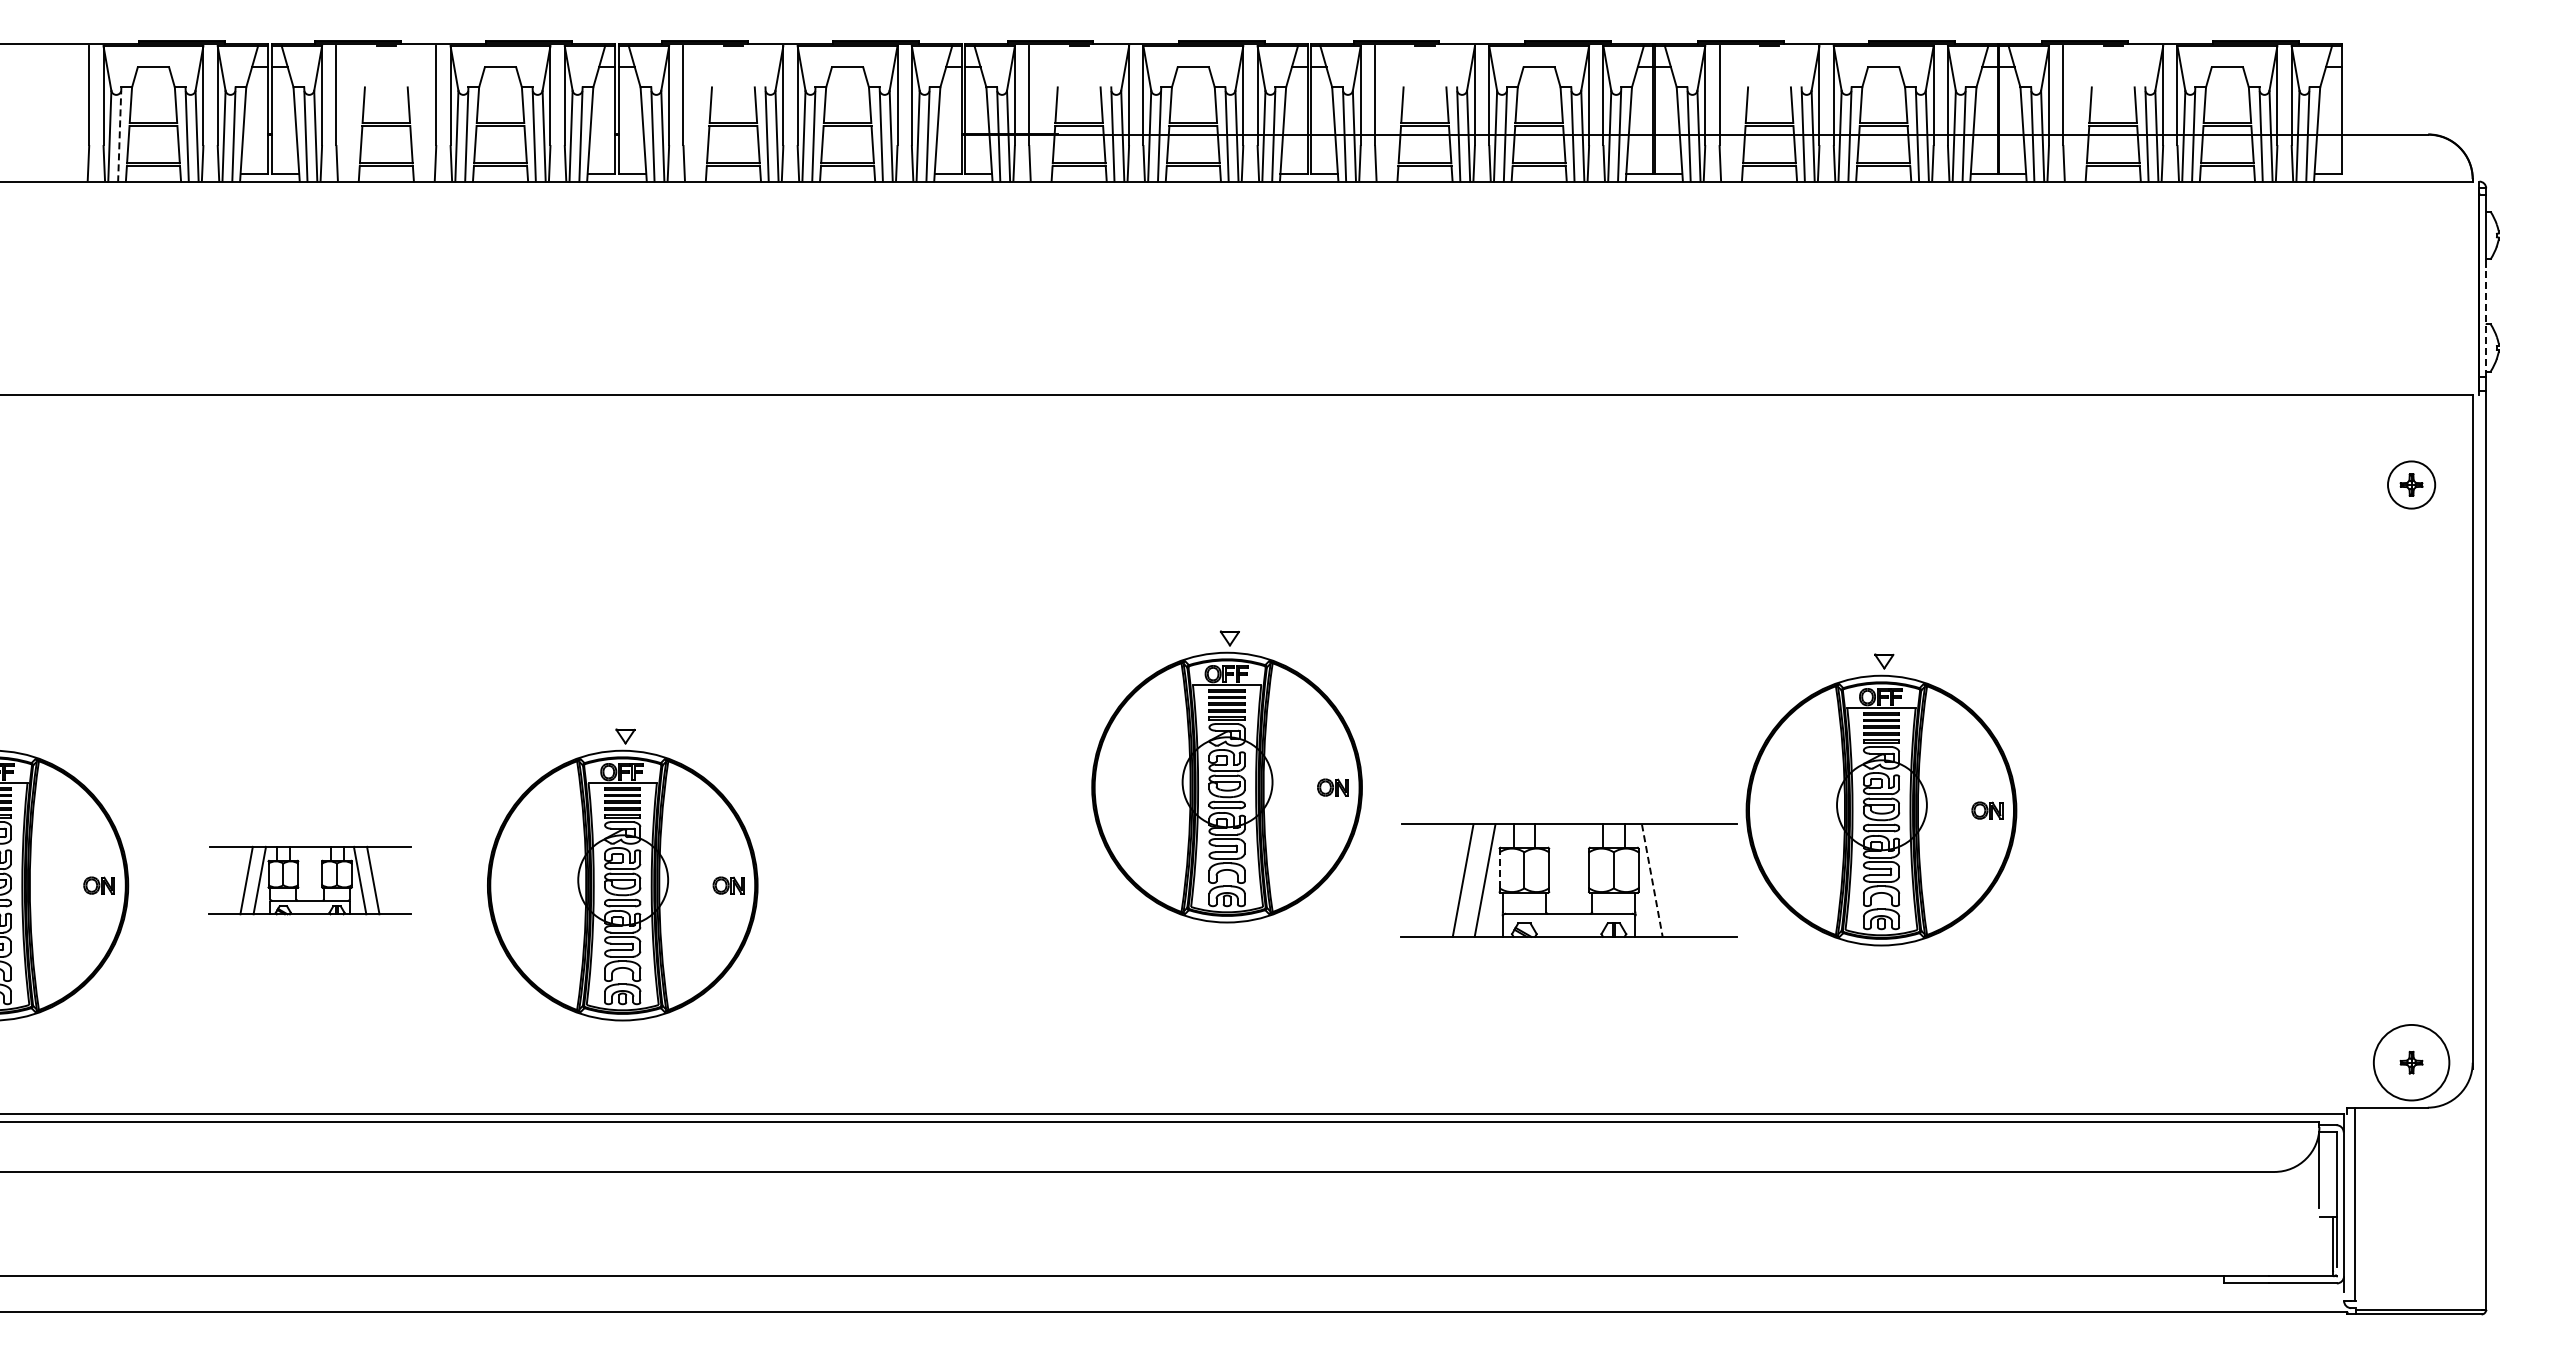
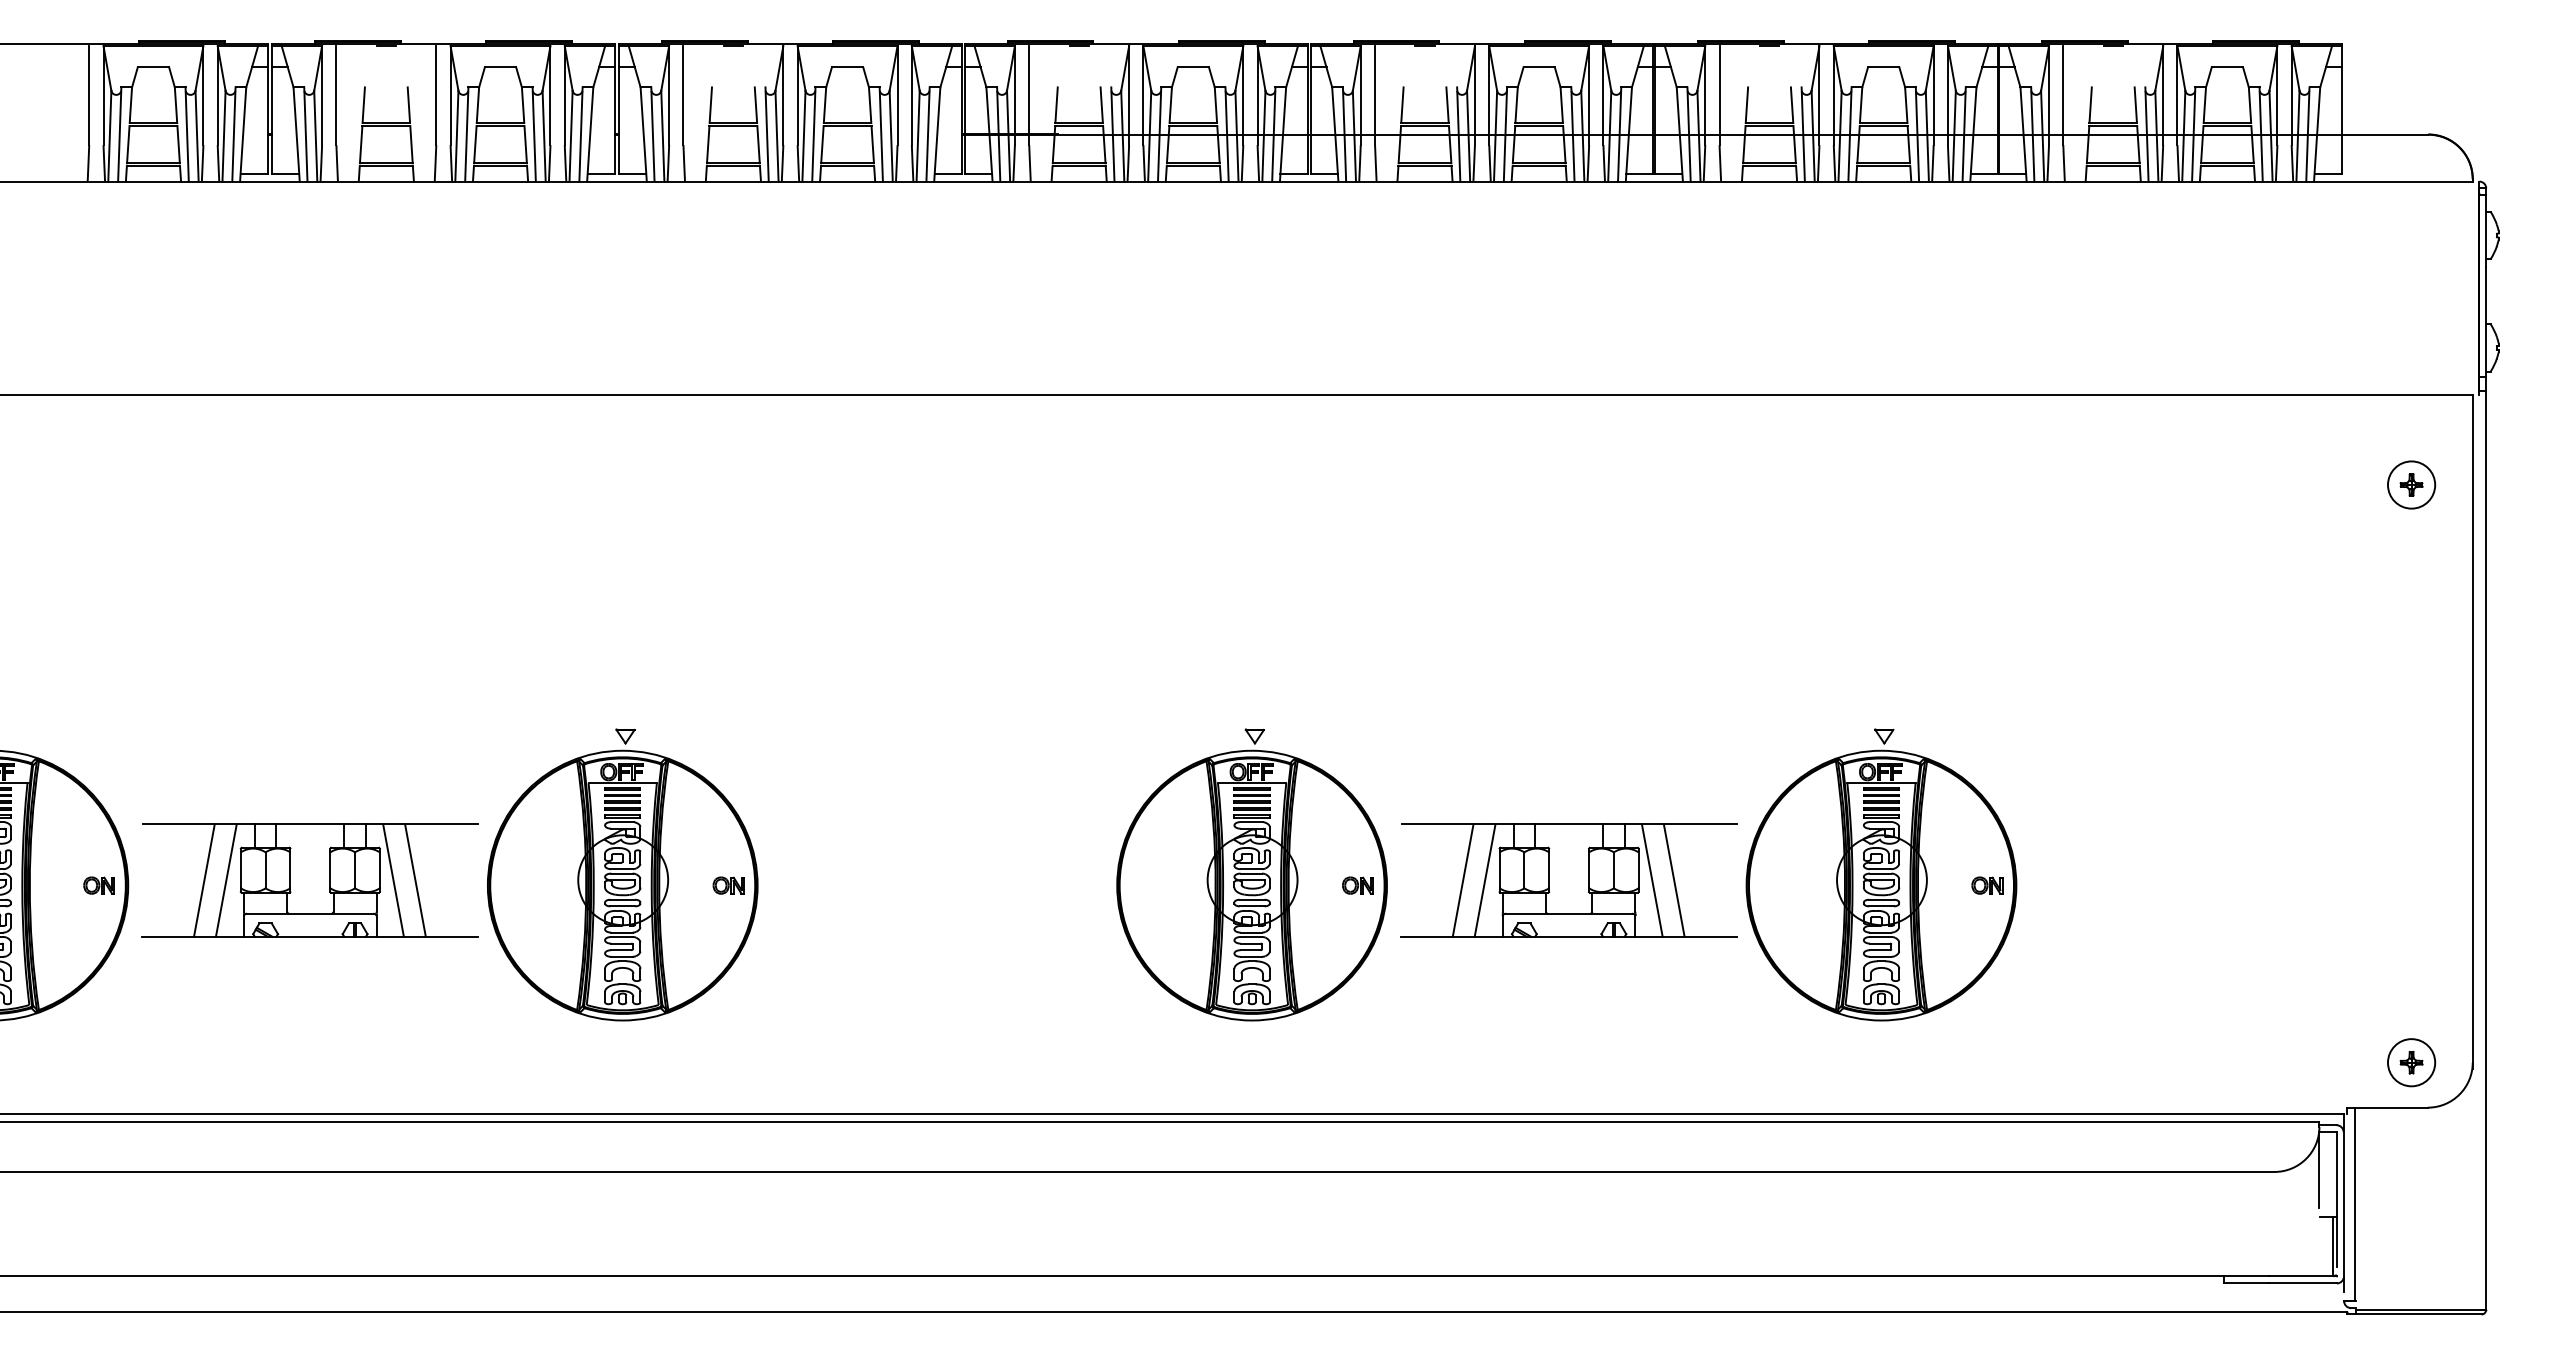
line: dashed -> solid (119, 134)
line: dashed -> solid (2486, 321)
part position: (1226, 776) -> (1251, 874) (1251, 874)
part position: (1881, 799) -> (1881, 874) (1881, 874)
line: dashed -> solid (1499, 870)
part size: 204x71 px -> 338x115 px (309, 880)
line: none -> present (1673, 880)
line: dashed -> solid (1652, 881)
circle diameter: 76 px -> 47 px (2411, 1062)
